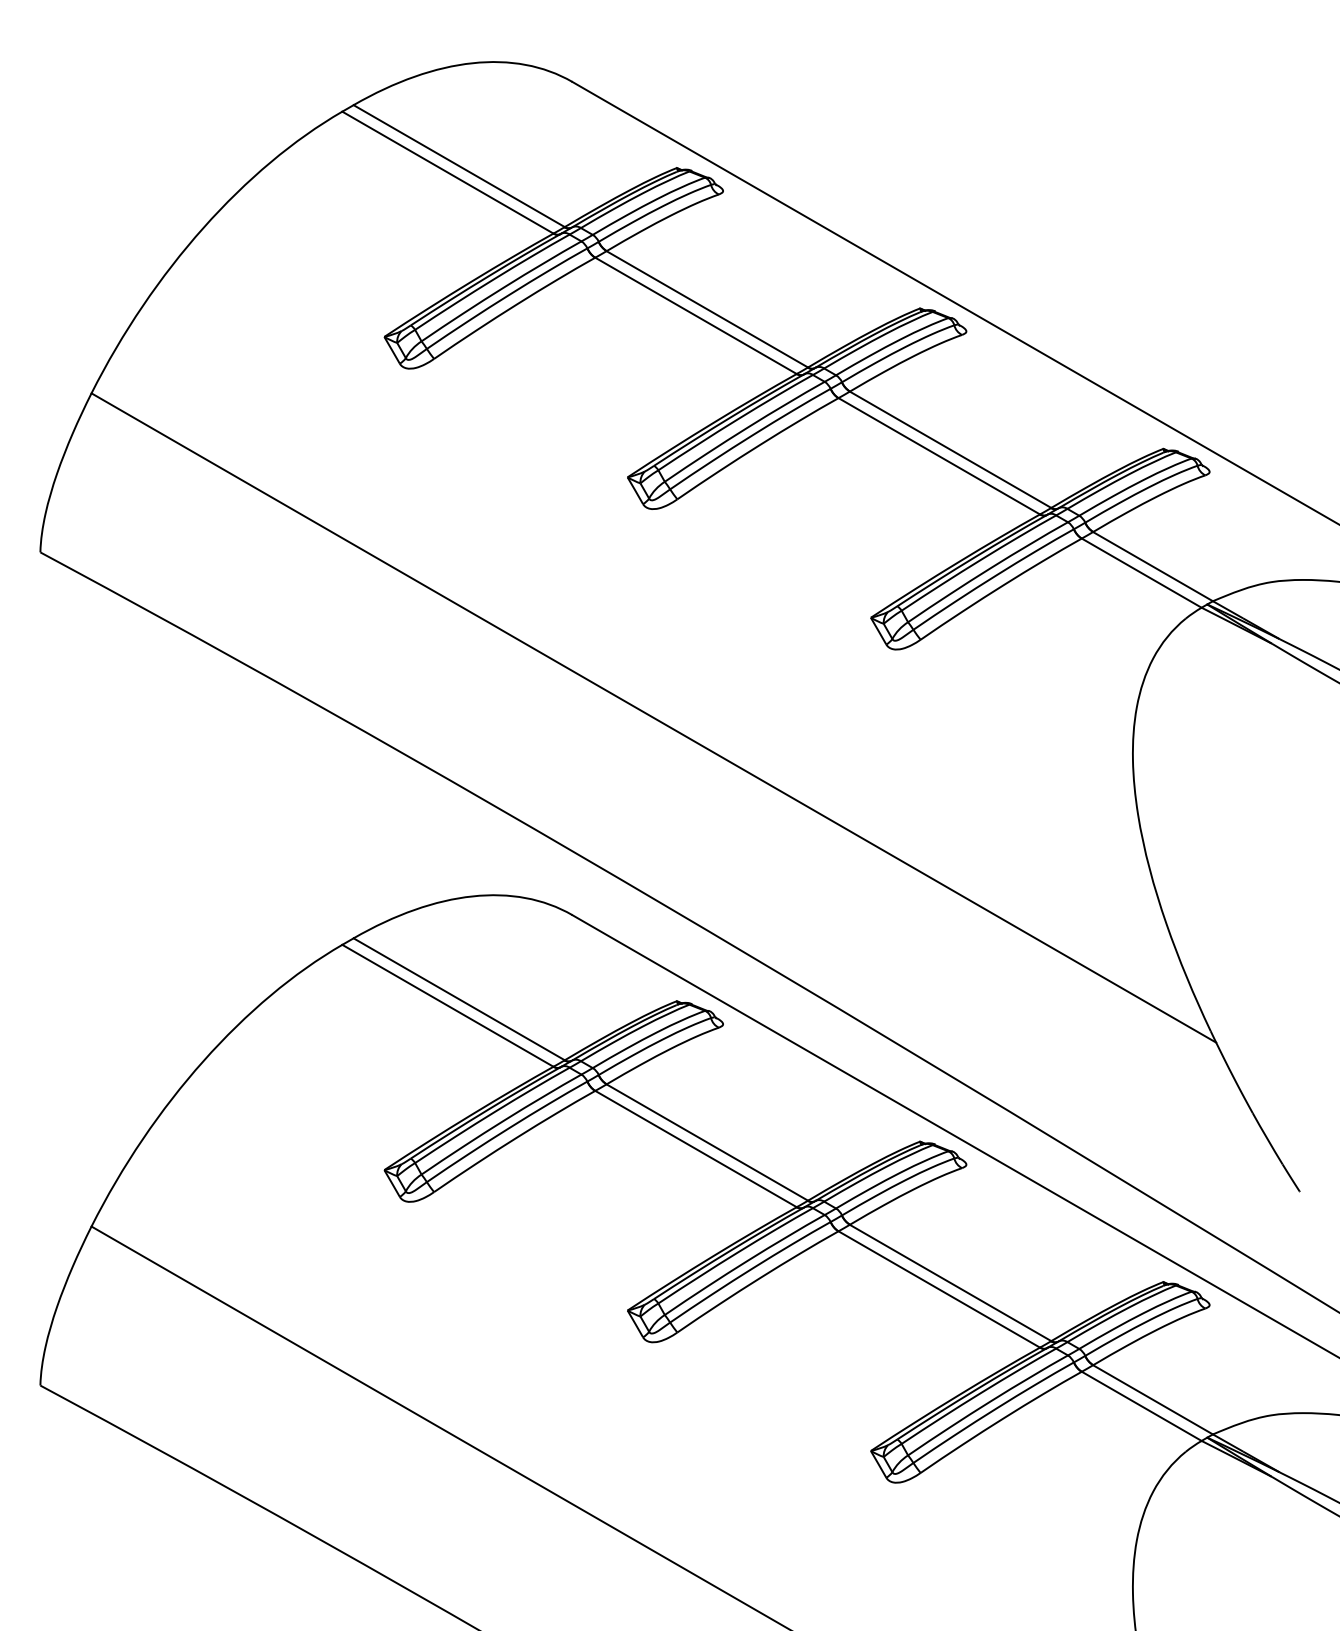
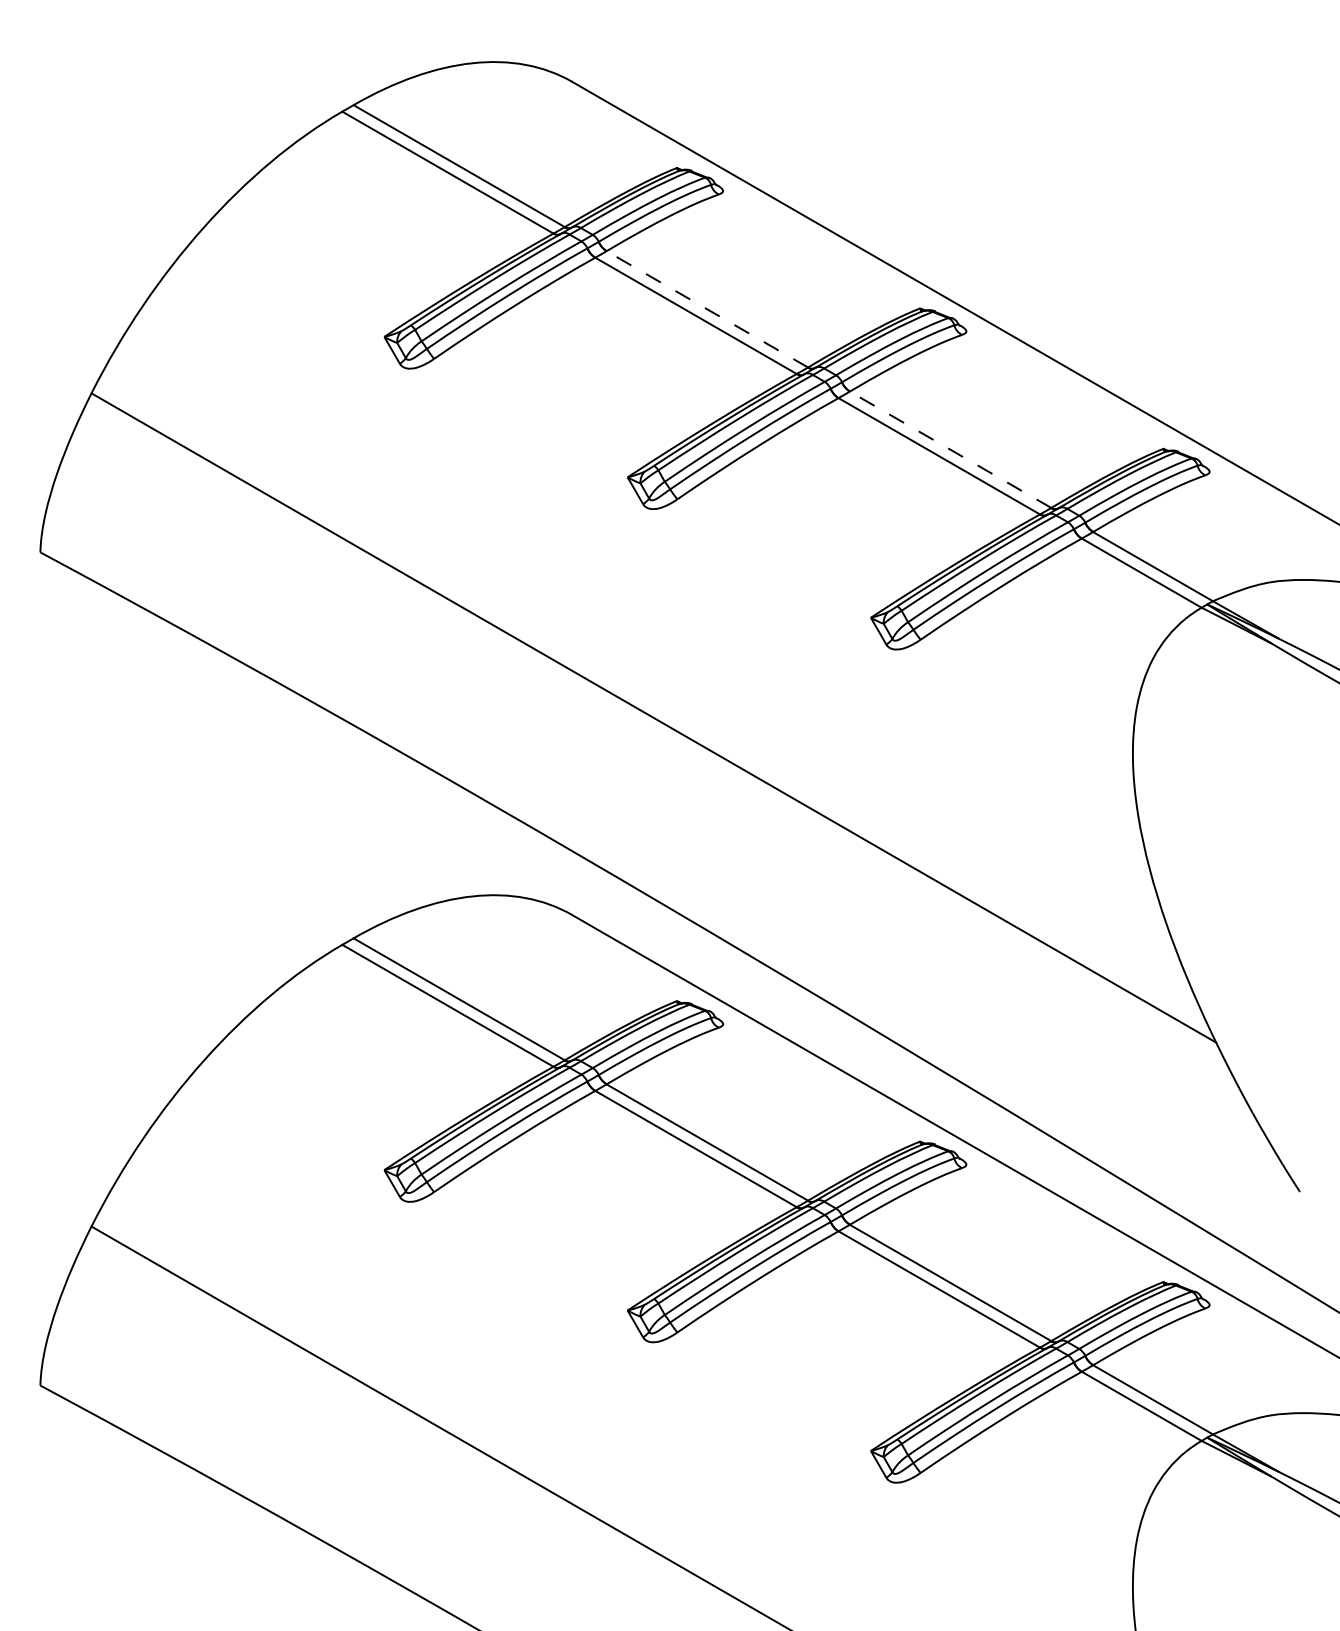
line: solid -> dashed (706, 309)
line: solid -> dashed (950, 449)
